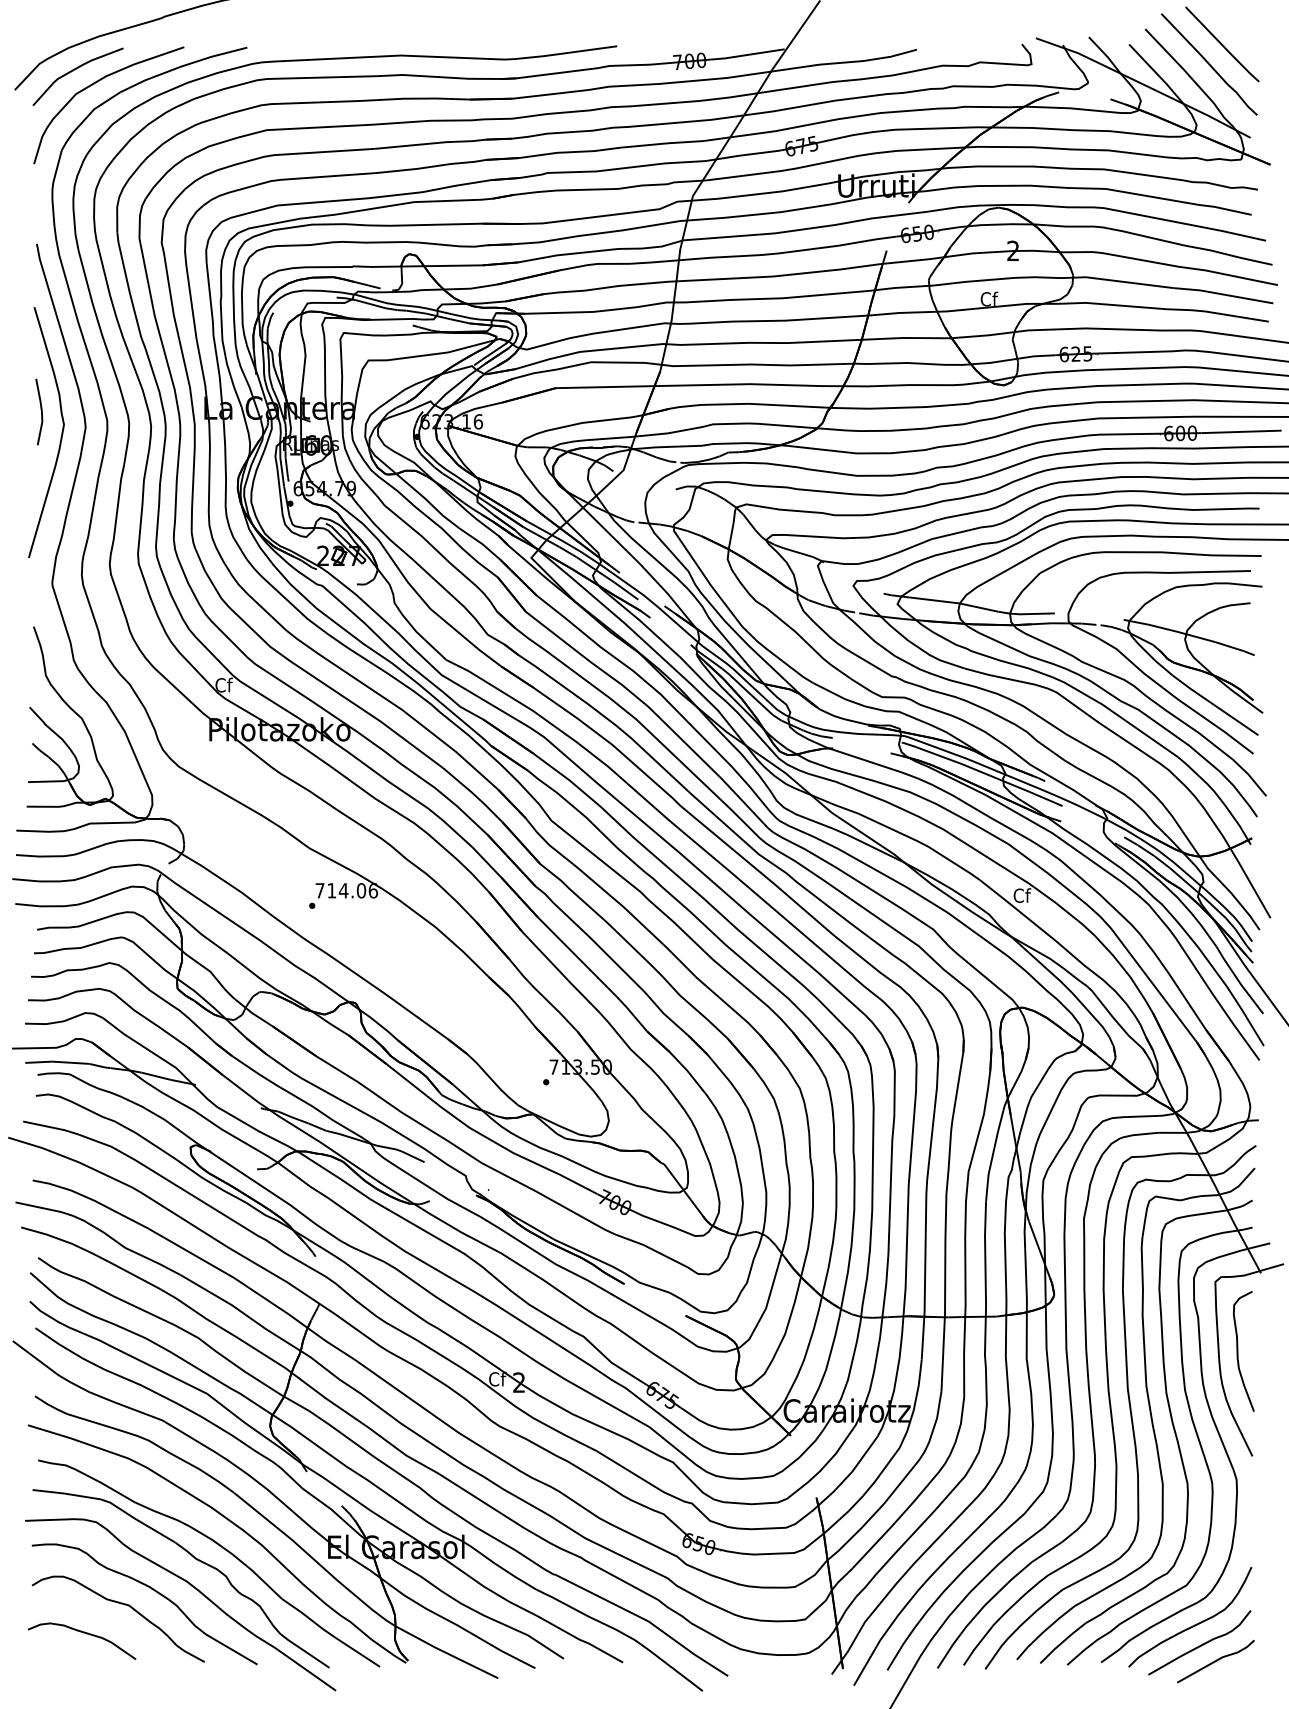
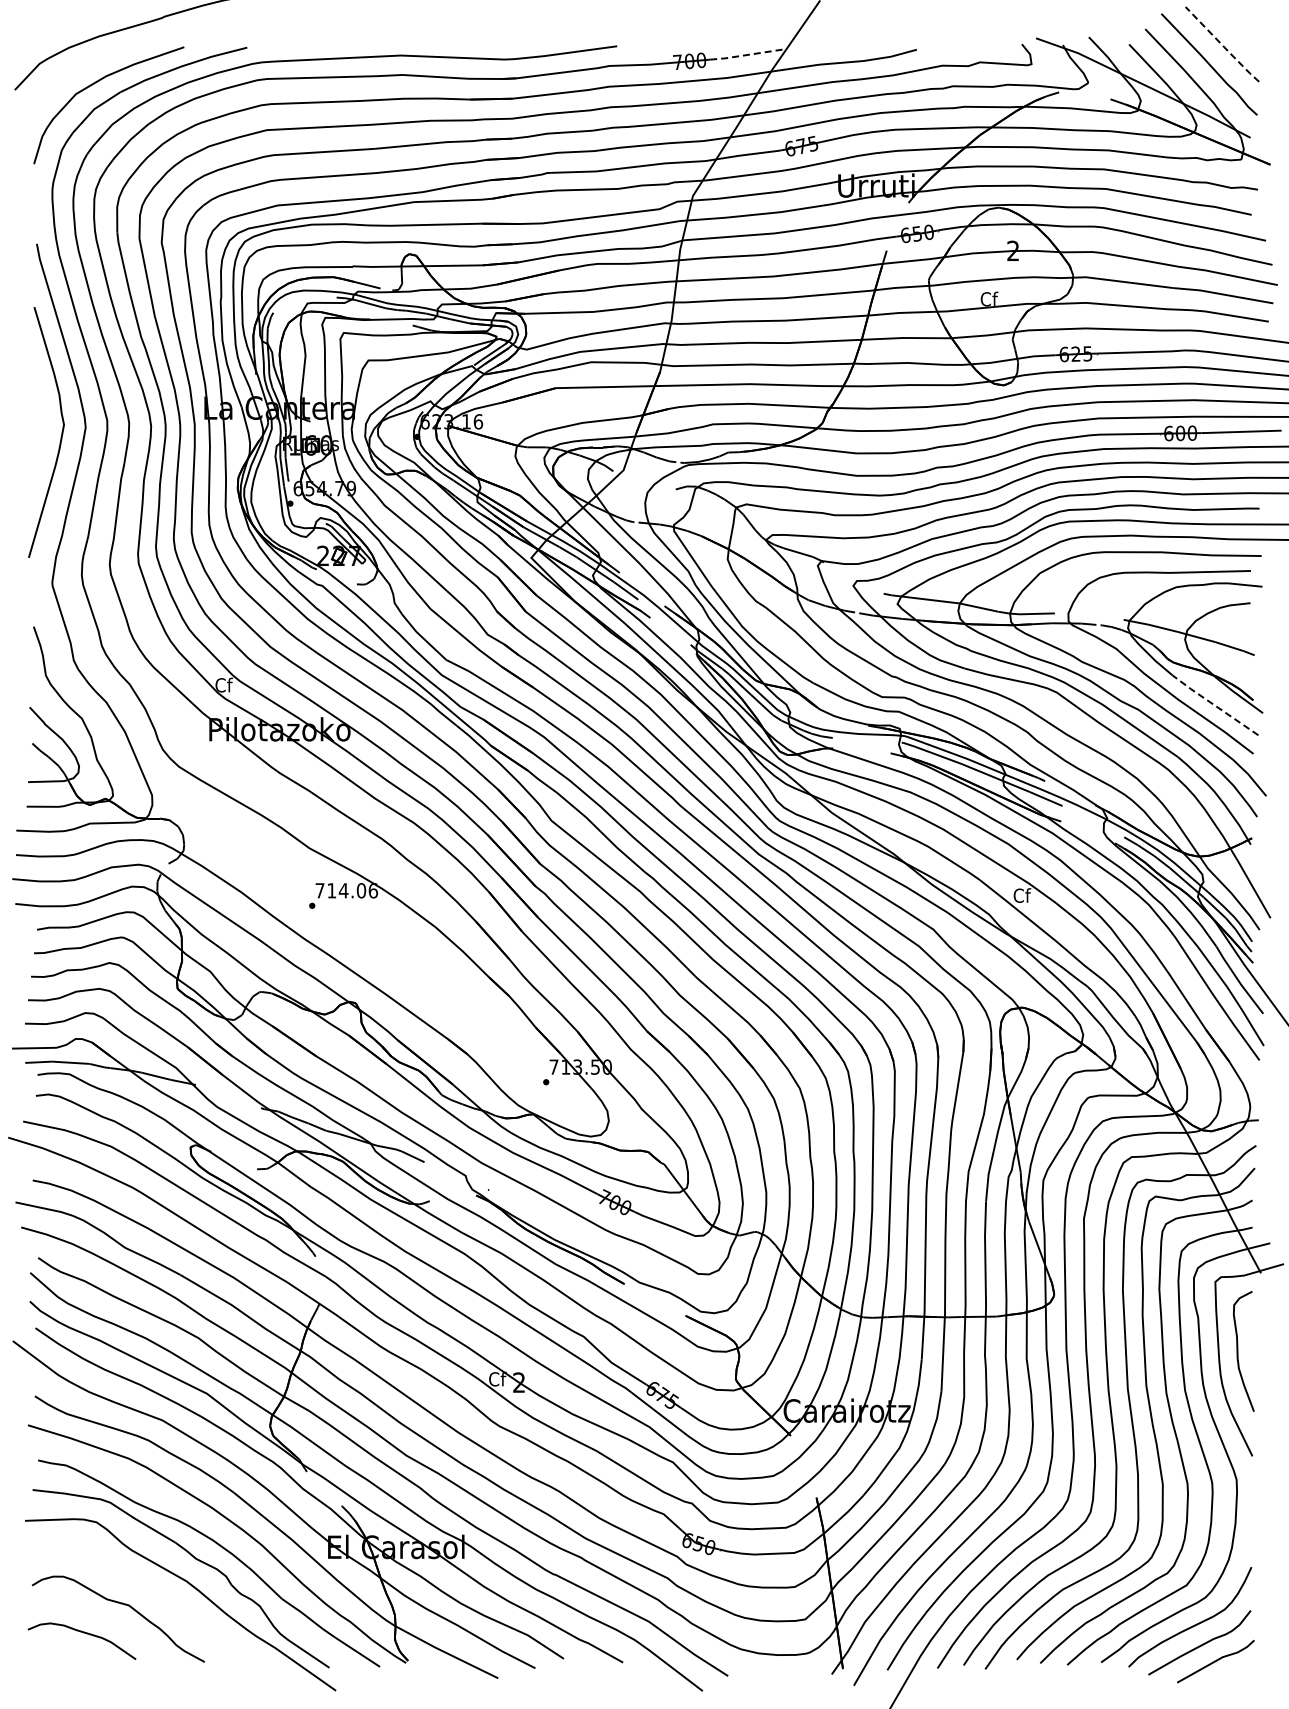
line: solid -> dashed (1222, 45)
line: solid -> dashed (747, 54)
curve: present -> none (75, 70)
line: present -> none (40, 410)
line: solid -> dashed (1214, 705)
curve: present -> none (154, 1591)
